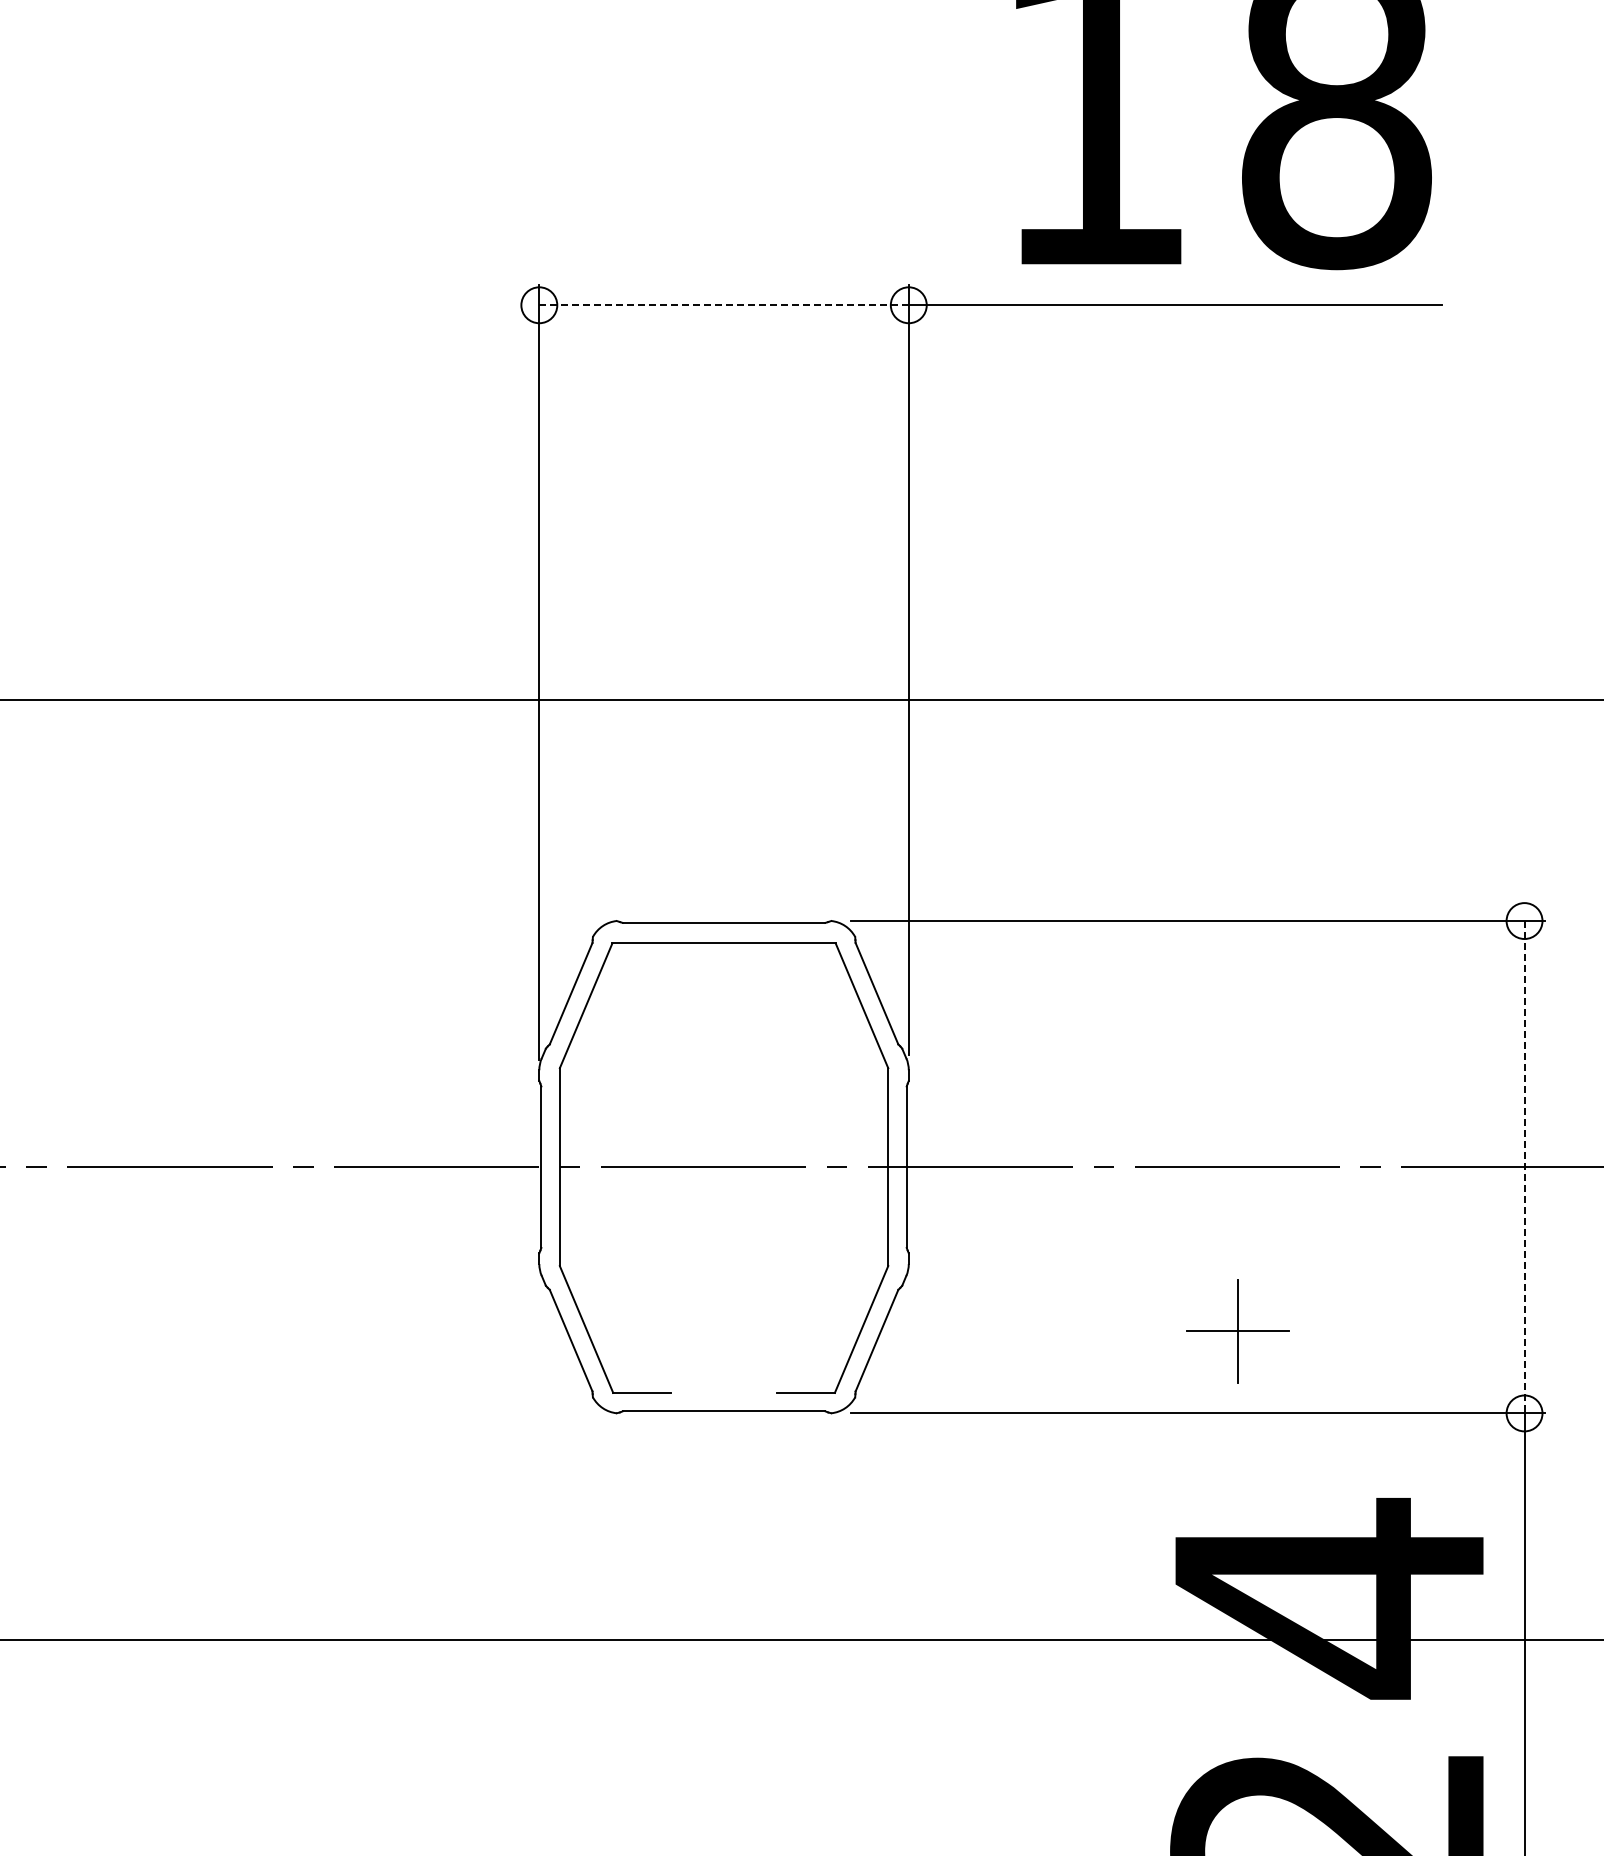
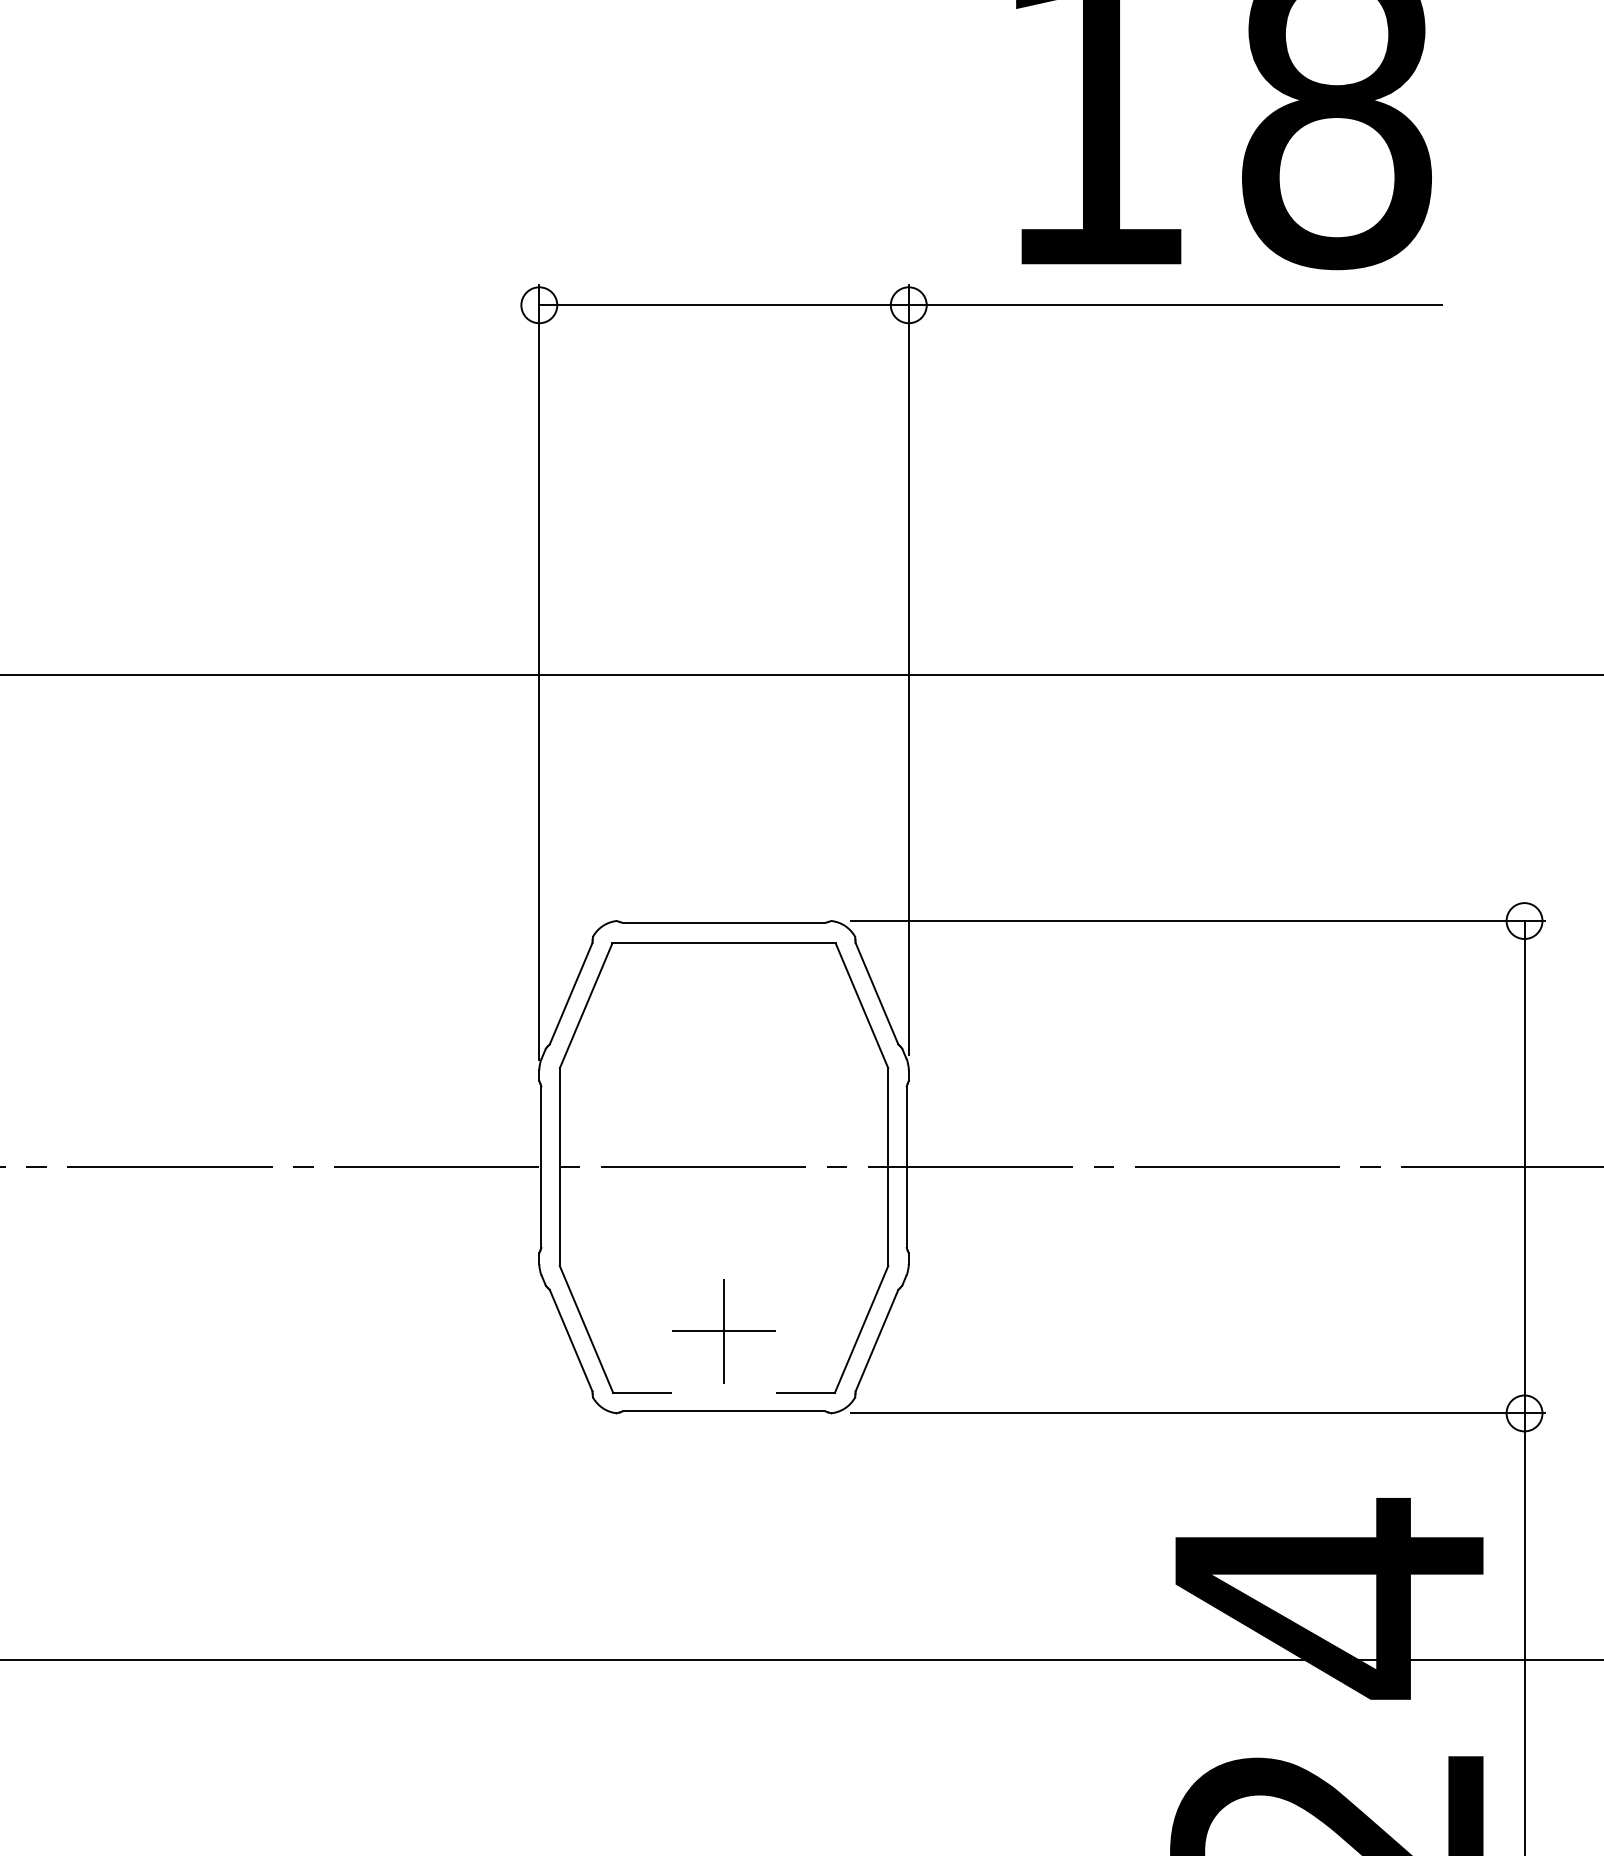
line: dashed -> solid (724, 305)
line position: (801, 699) -> (801, 674) (801, 674)
line: dashed -> solid (1524, 1167)
part position: (1237, 1331) -> (723, 1331) (723, 1331)
line position: (801, 1639) -> (801, 1659) (801, 1659)
